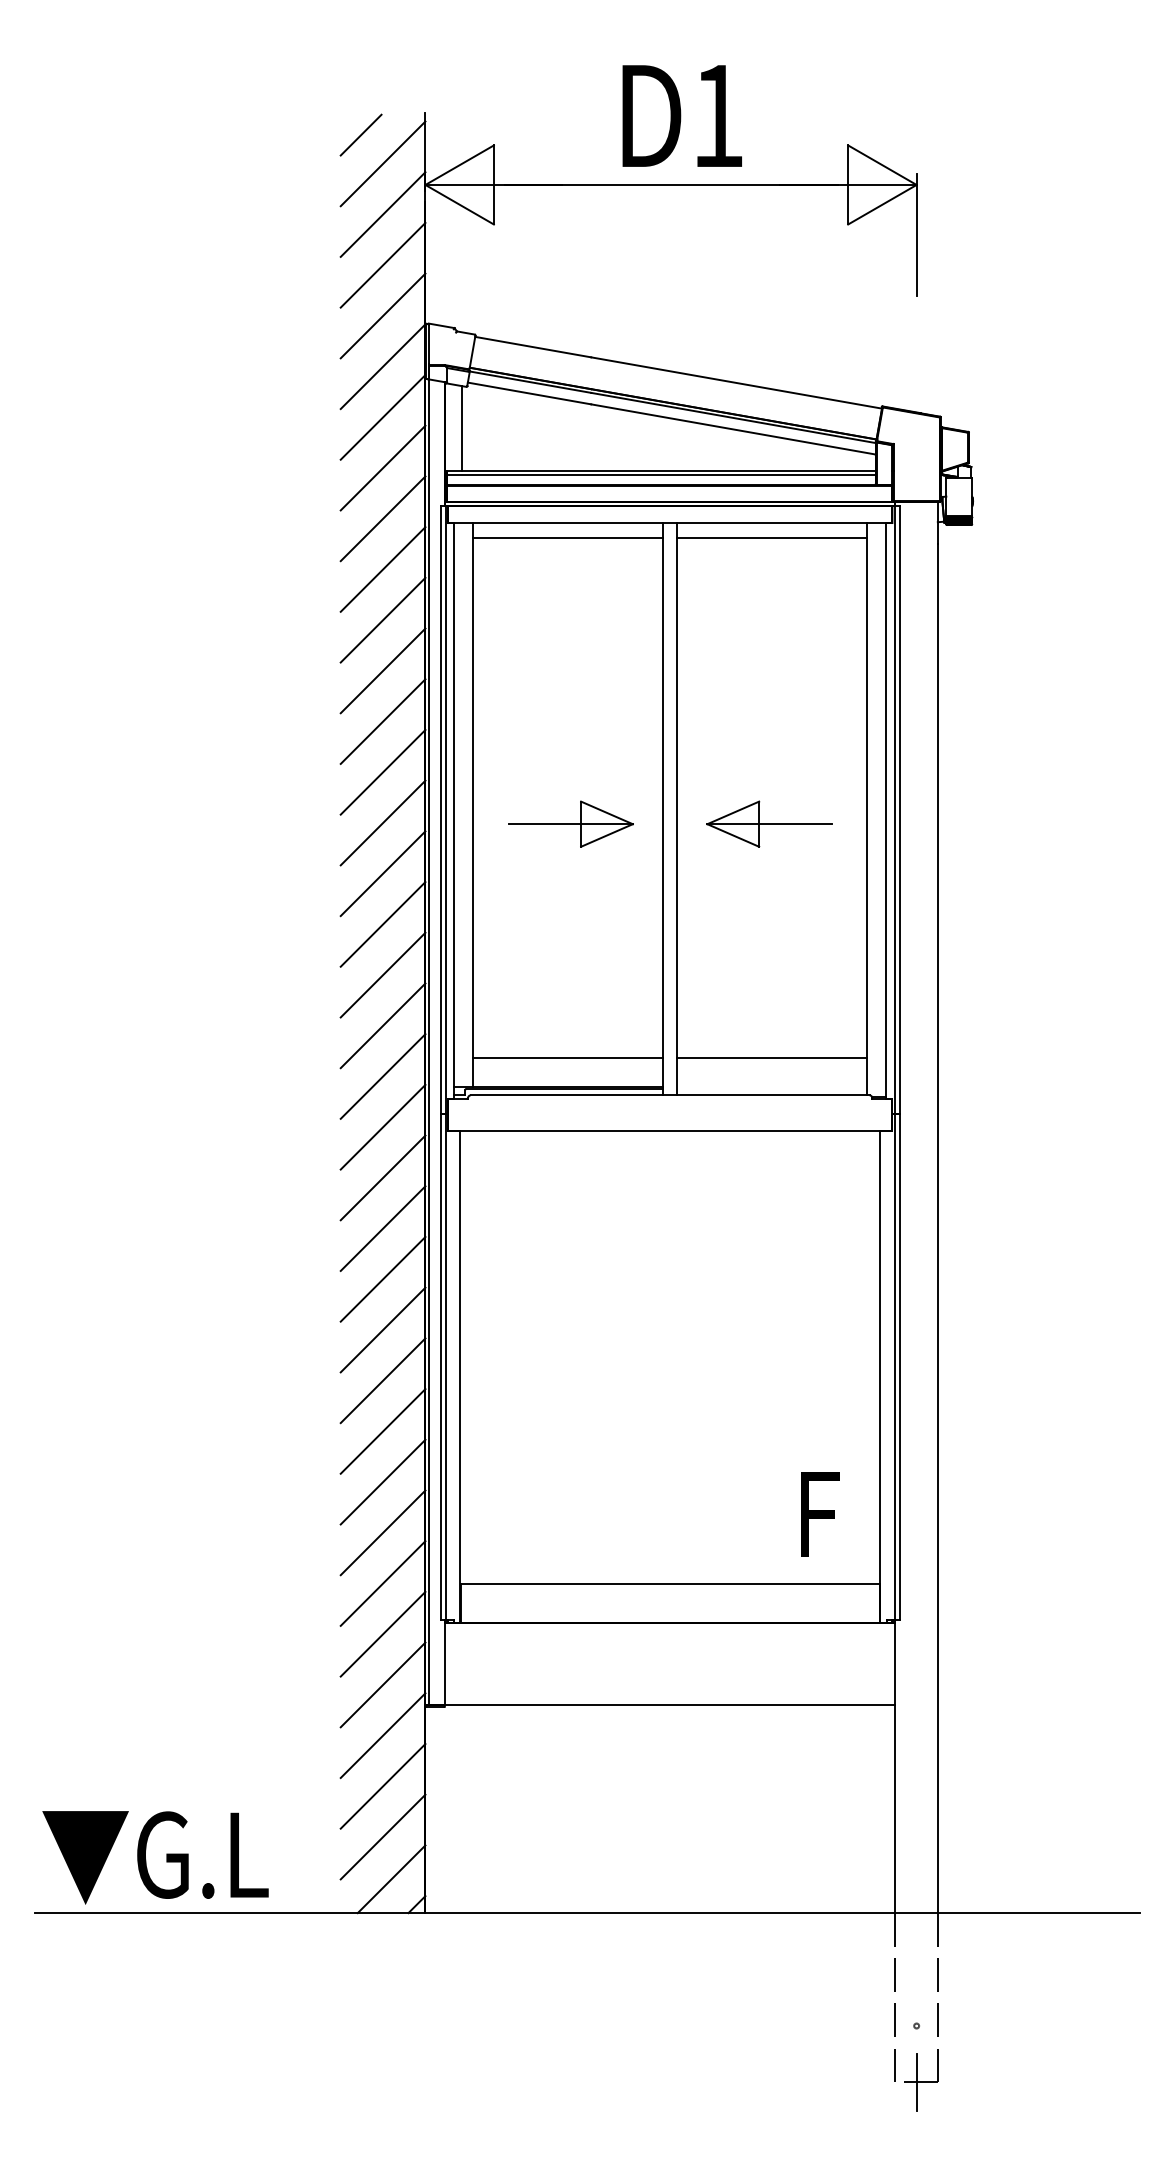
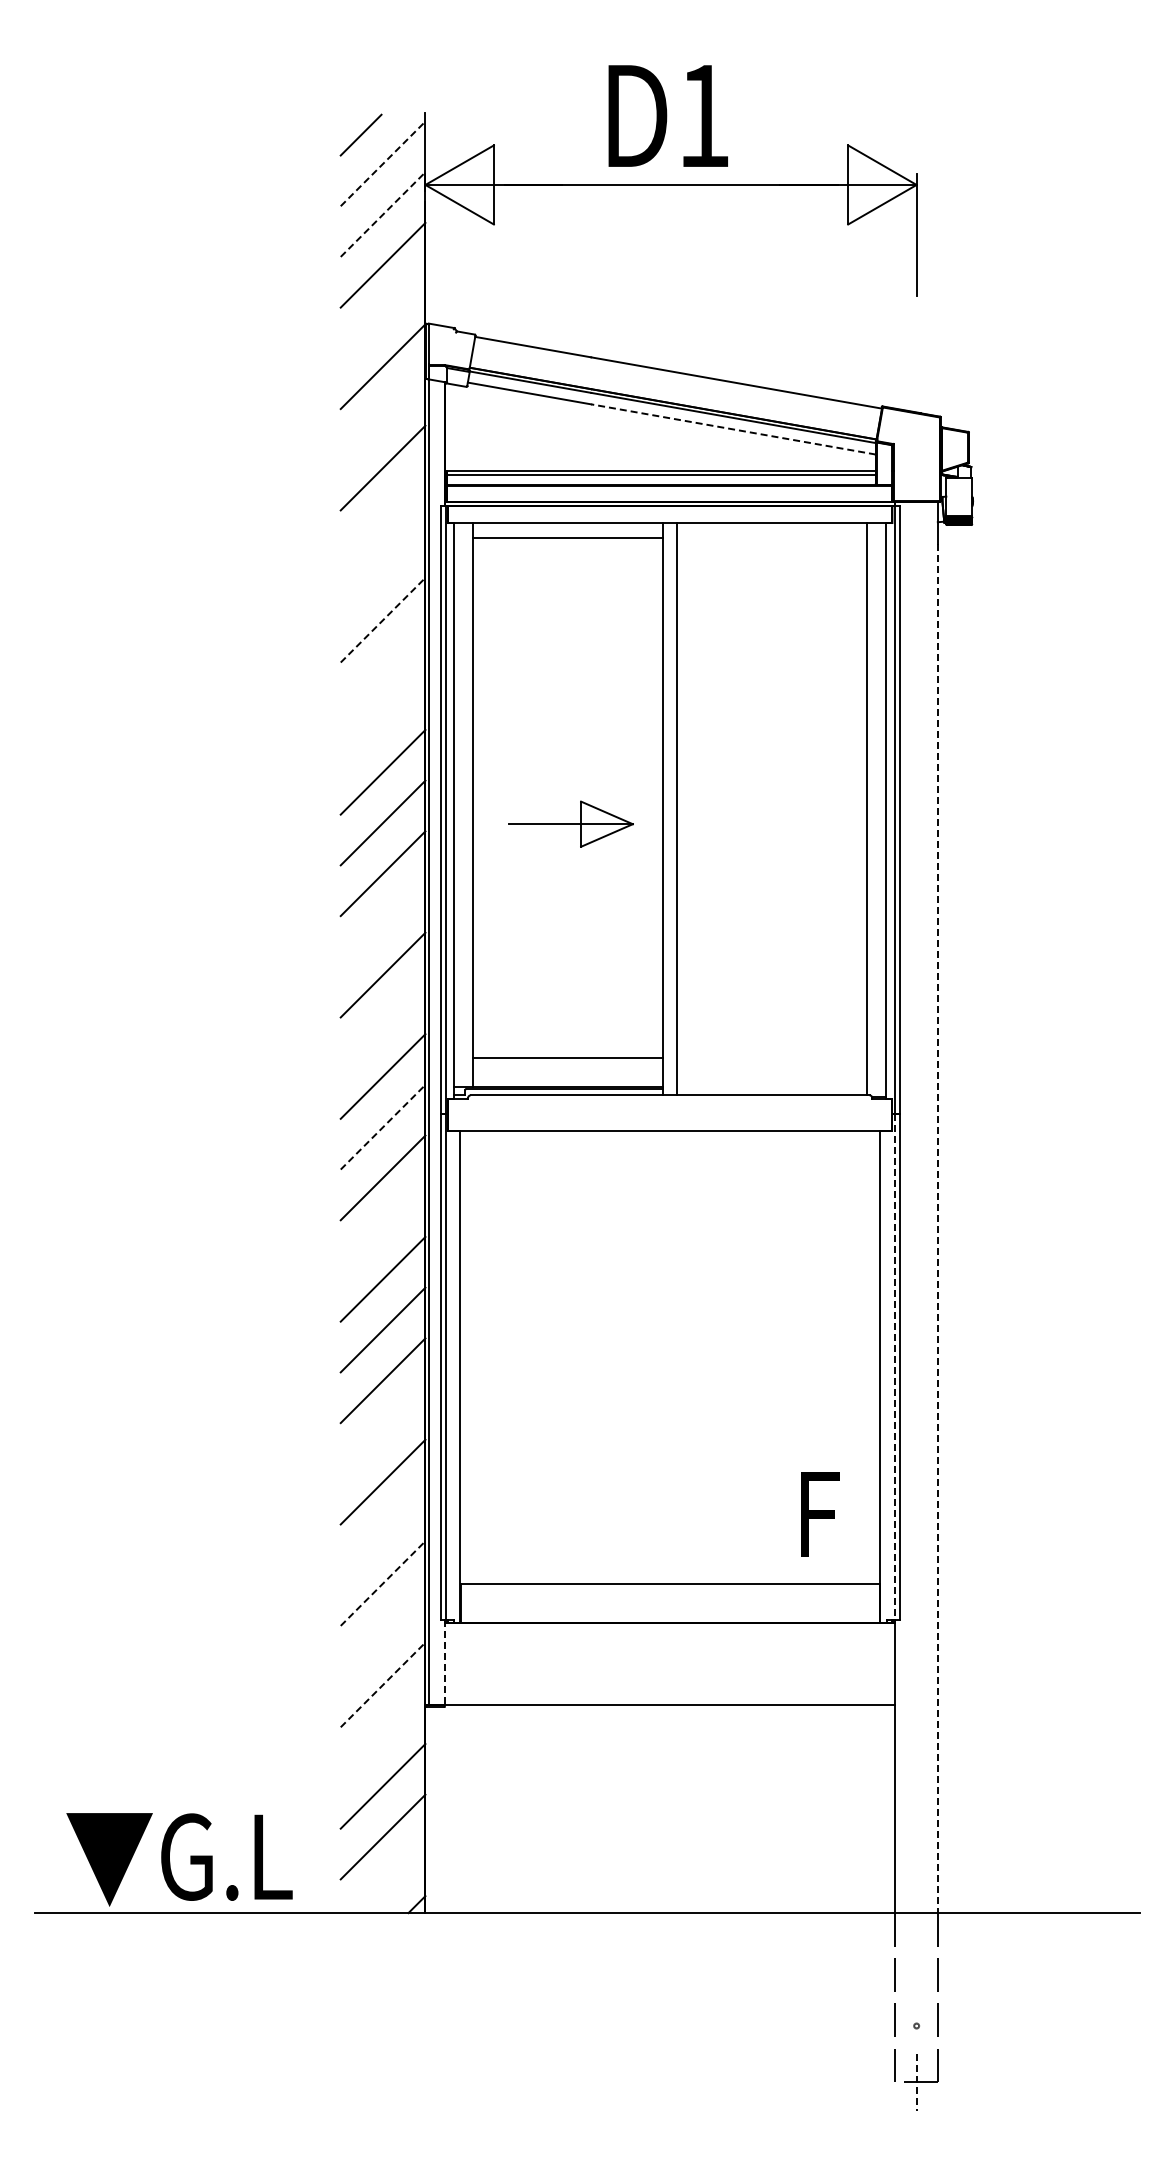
text position: (681, 115) -> (667, 115) (667, 115)
line: solid -> dashed (383, 163)
line: solid -> dashed (383, 214)
line: present -> none (382, 315)
line: present -> none (382, 417)
line: present -> none (461, 428)
line: solid -> dashed (733, 429)
line: present -> none (382, 518)
line: present -> none (771, 538)
line: present -> none (382, 569)
line: solid -> dashed (383, 620)
line: present -> none (382, 670)
line: present -> none (382, 721)
part: present -> none (769, 823)
line: present -> none (382, 924)
line: present -> none (382, 1025)
line: present -> none (771, 1057)
line: solid -> dashed (383, 1127)
line: present -> none (382, 1228)
line: solid -> dashed (937, 1228)
line: solid -> dashed (894, 1367)
line: present -> none (382, 1431)
line: present -> none (382, 1532)
line: solid -> dashed (383, 1583)
line: present -> none (382, 1633)
line: solid -> dashed (444, 1662)
line: solid -> dashed (383, 1684)
line: present -> none (382, 1735)
text position: (155, 1857) -> (179, 1859) (179, 1859)
line: present -> none (391, 1879)
line: solid -> dashed (916, 2082)
